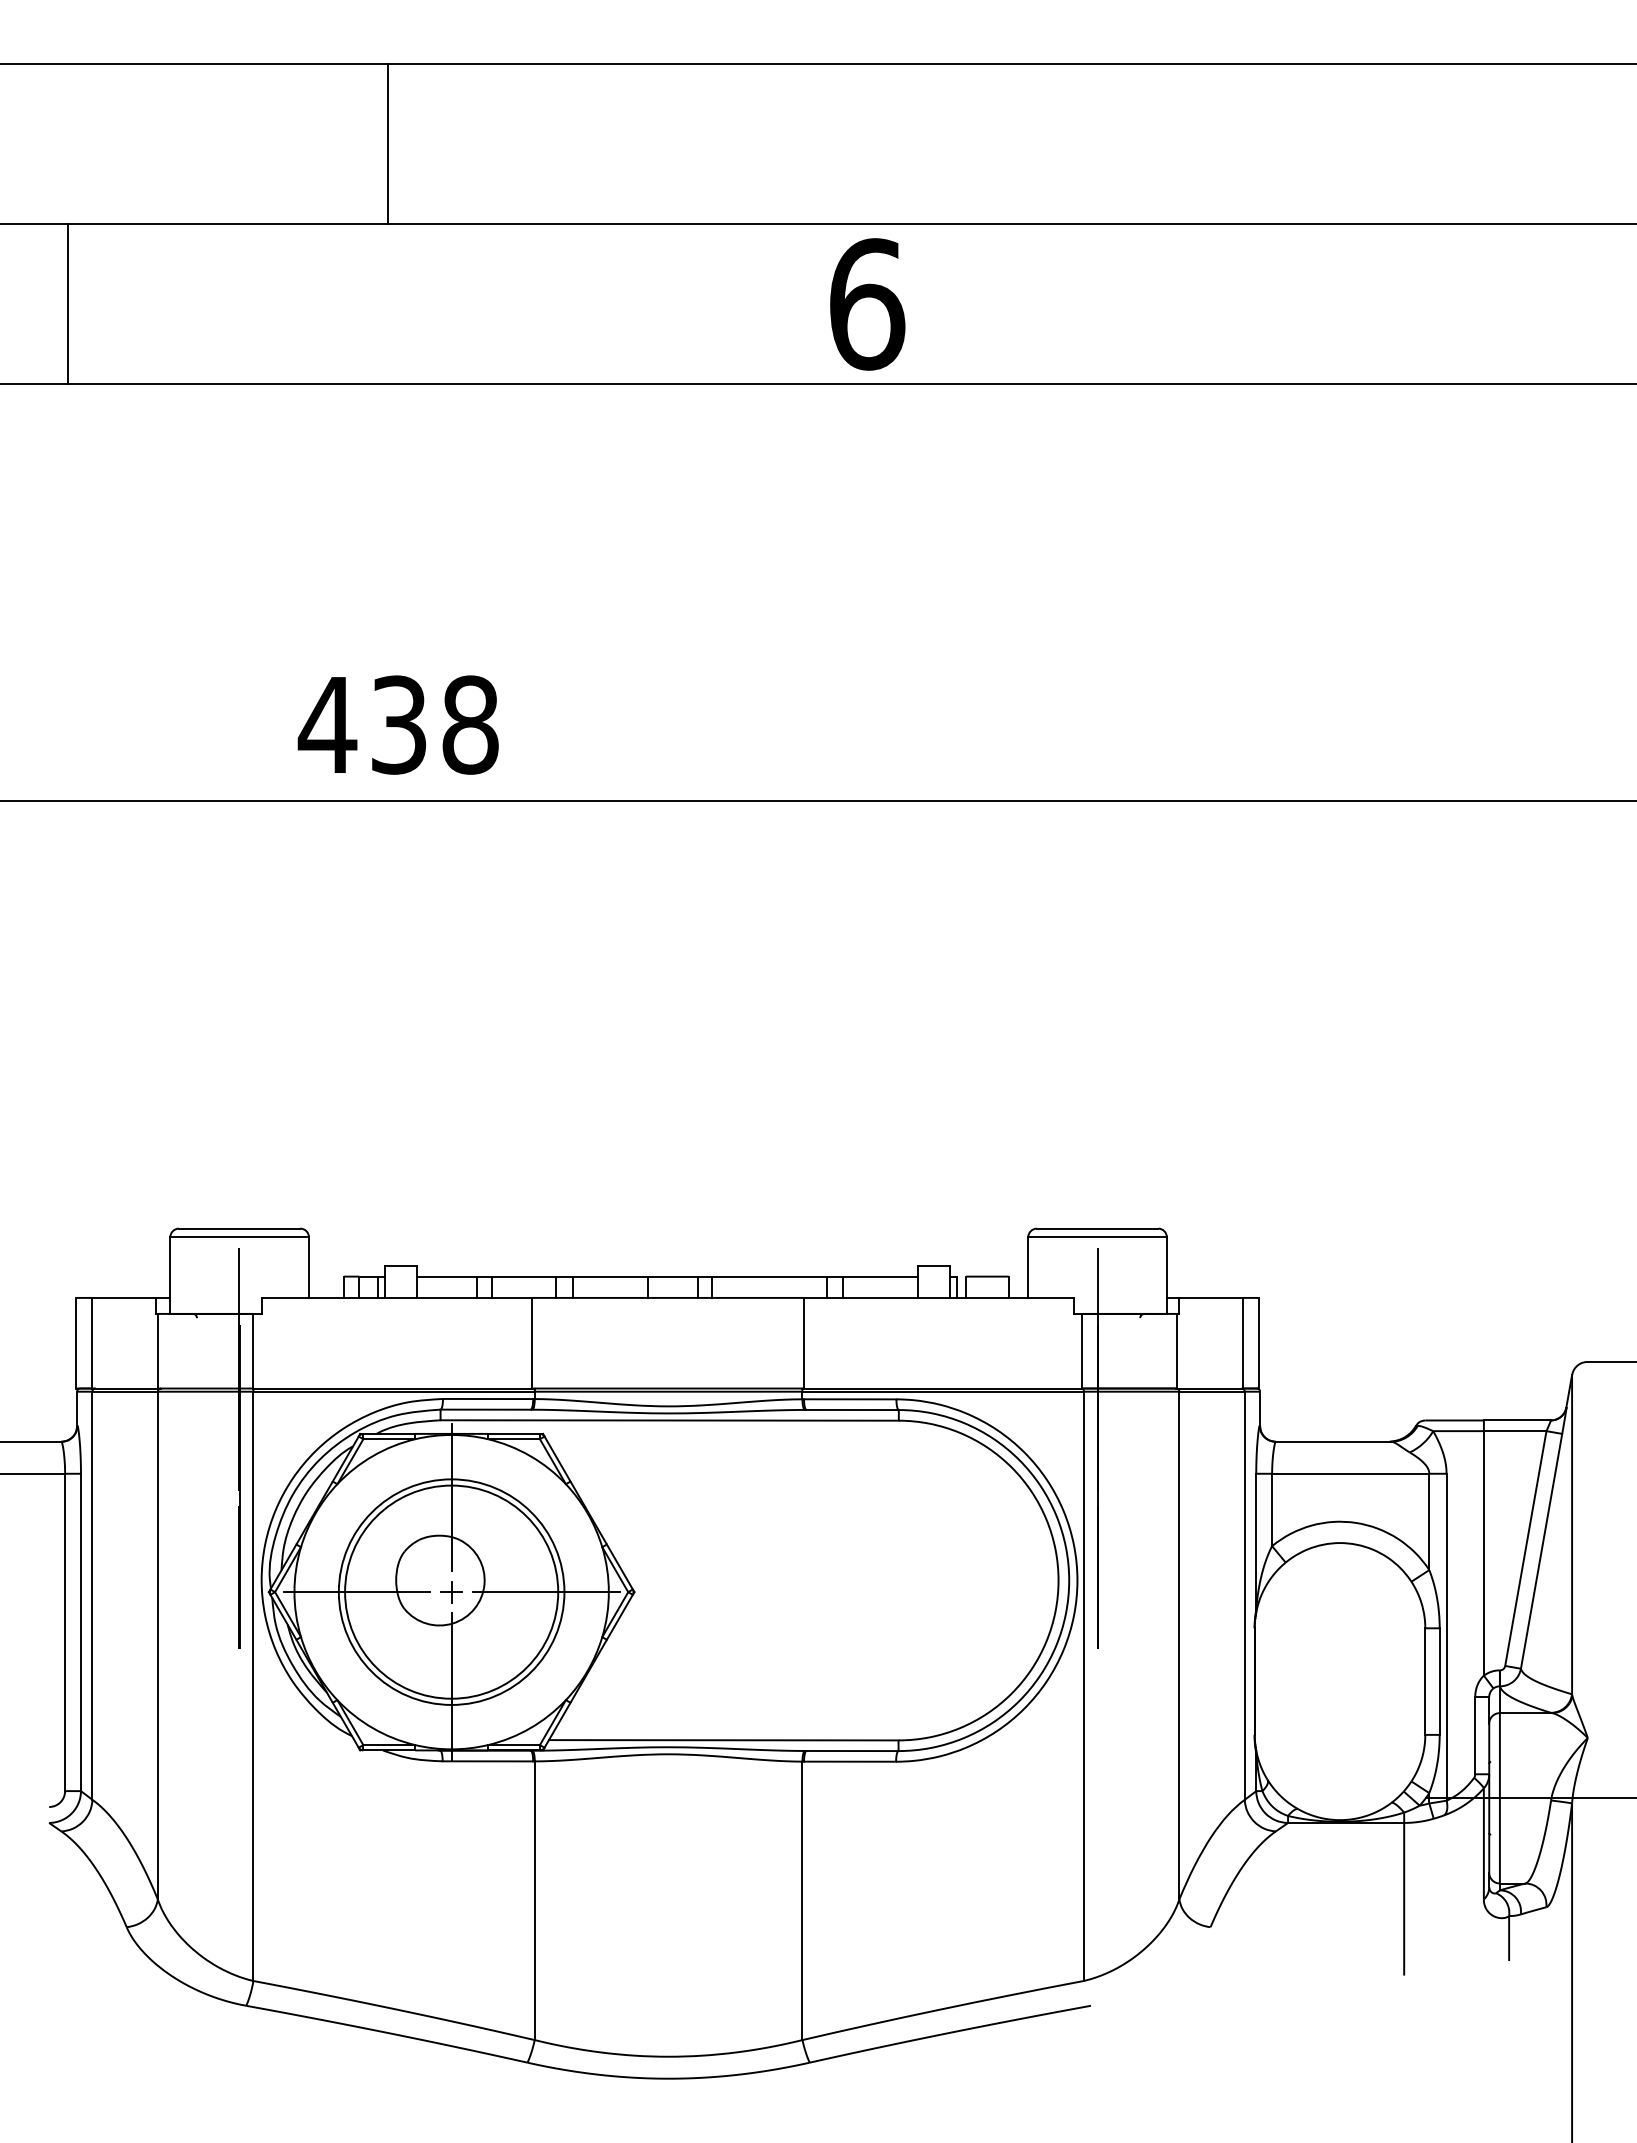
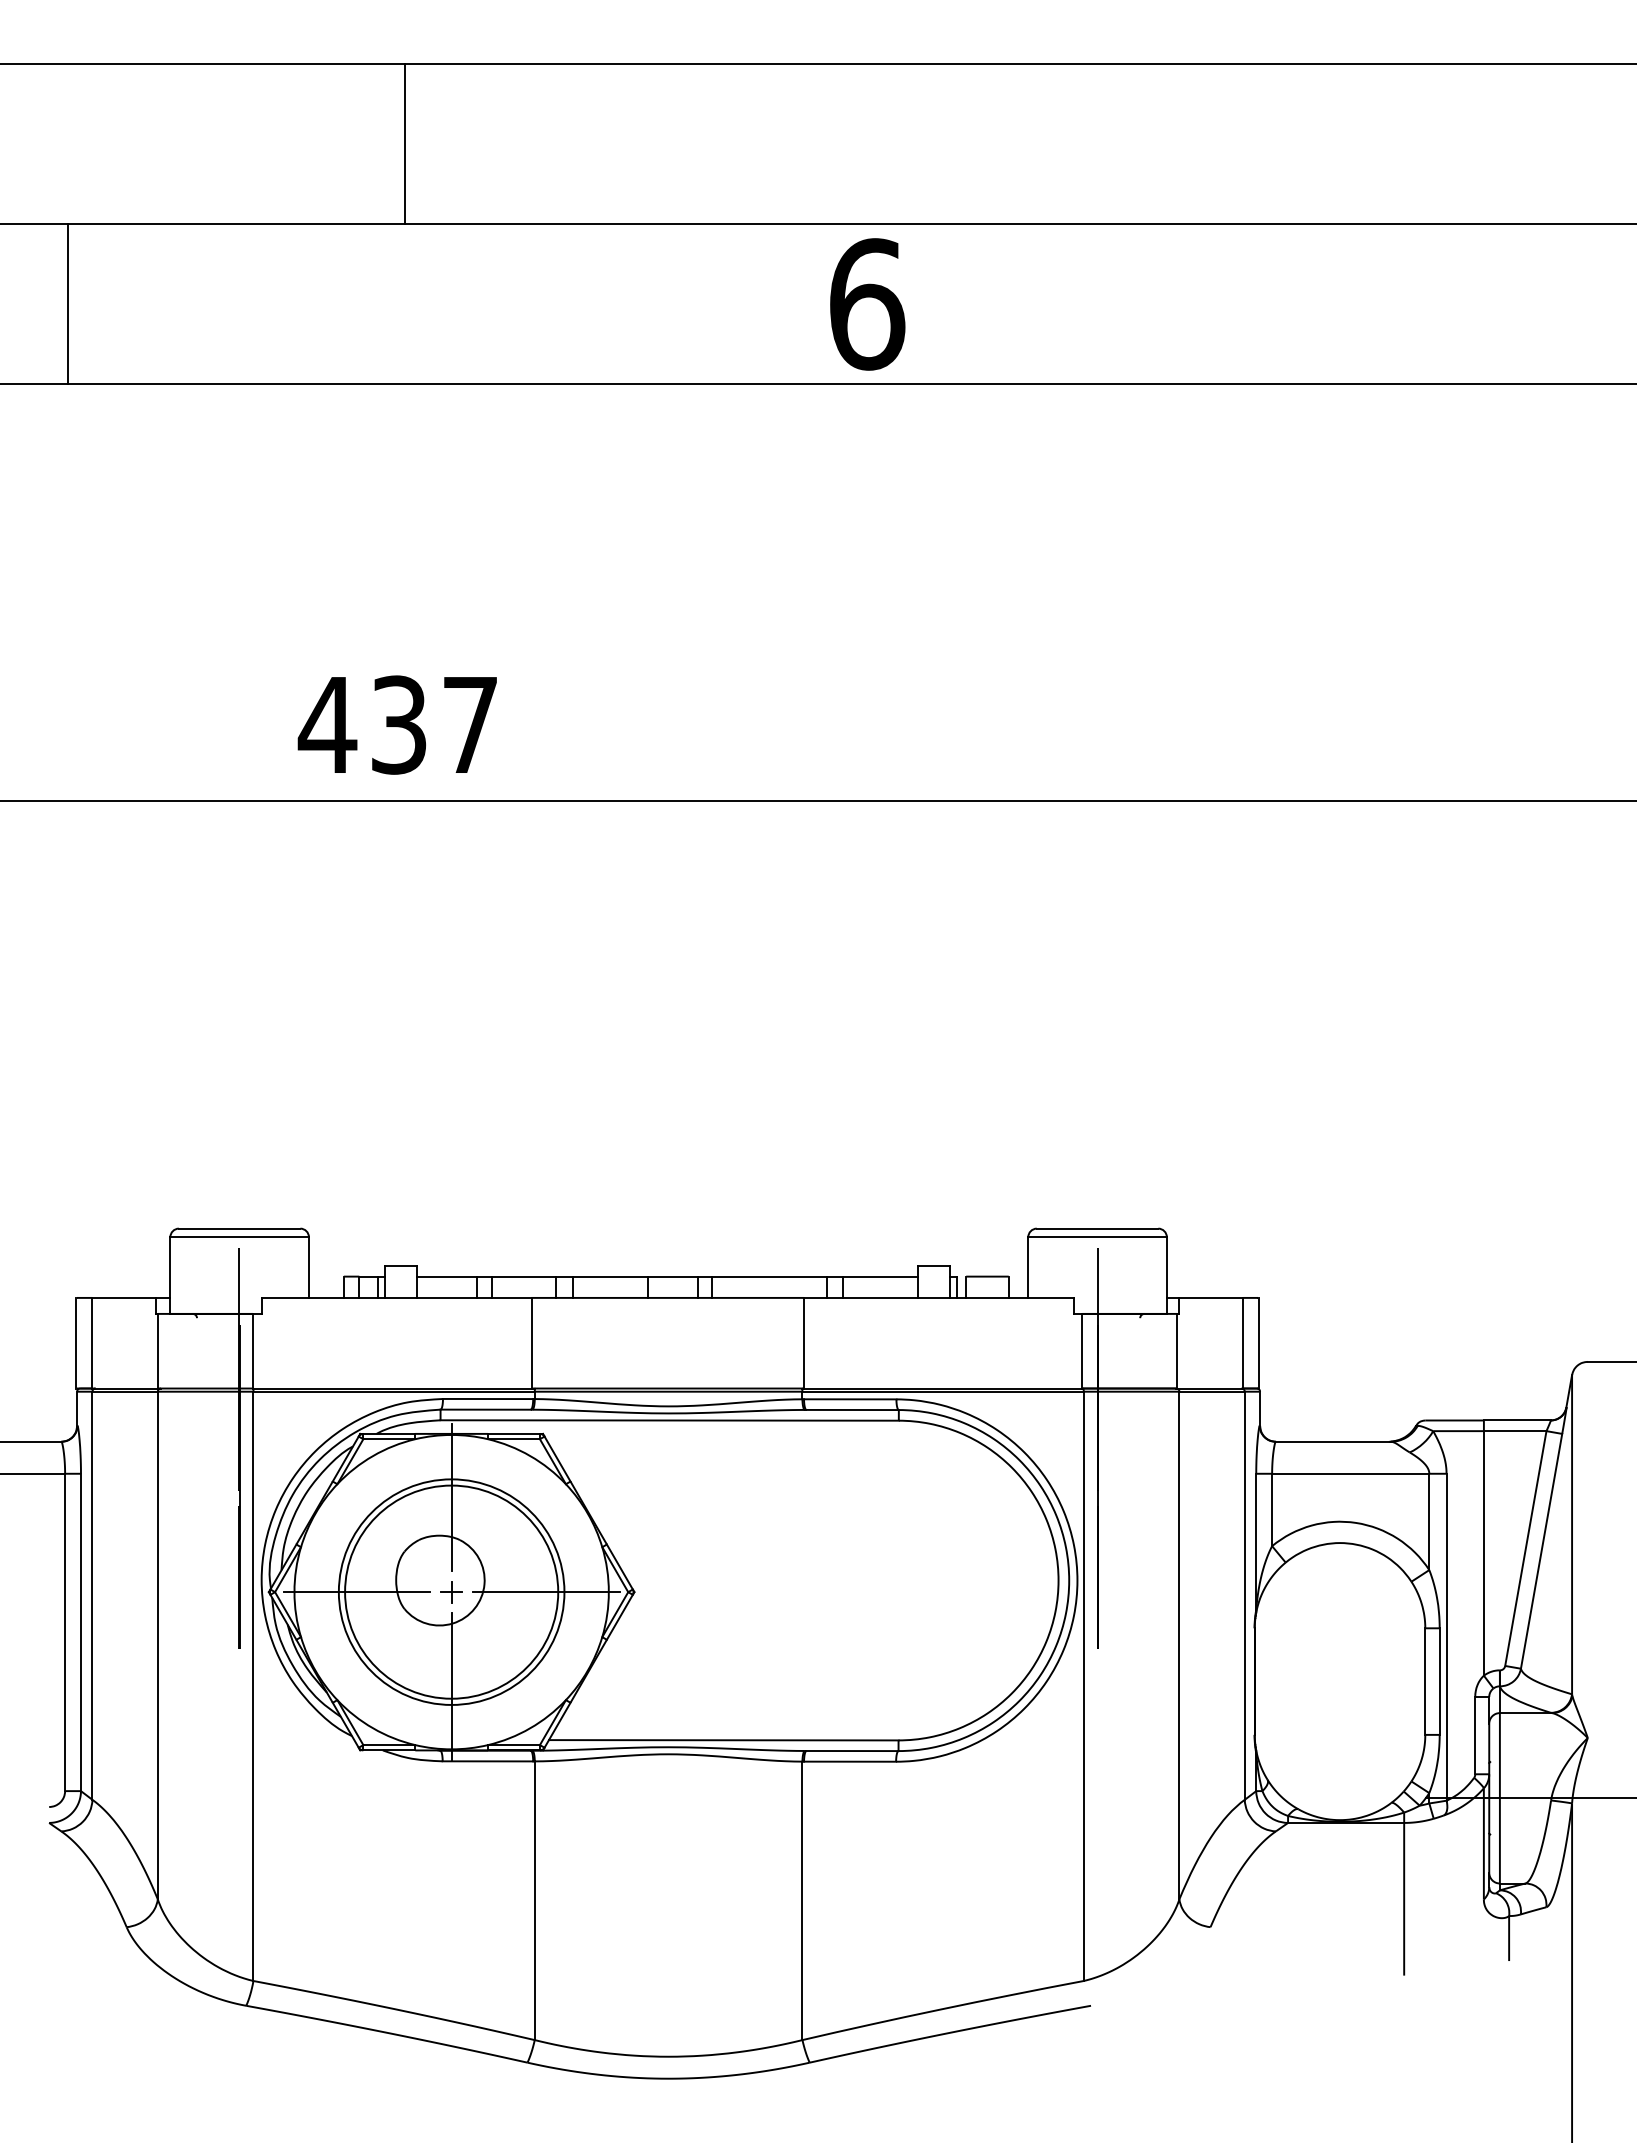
line position: (388, 144) -> (405, 144) (405, 144)
text: 438 -> 437 (470, 724)
